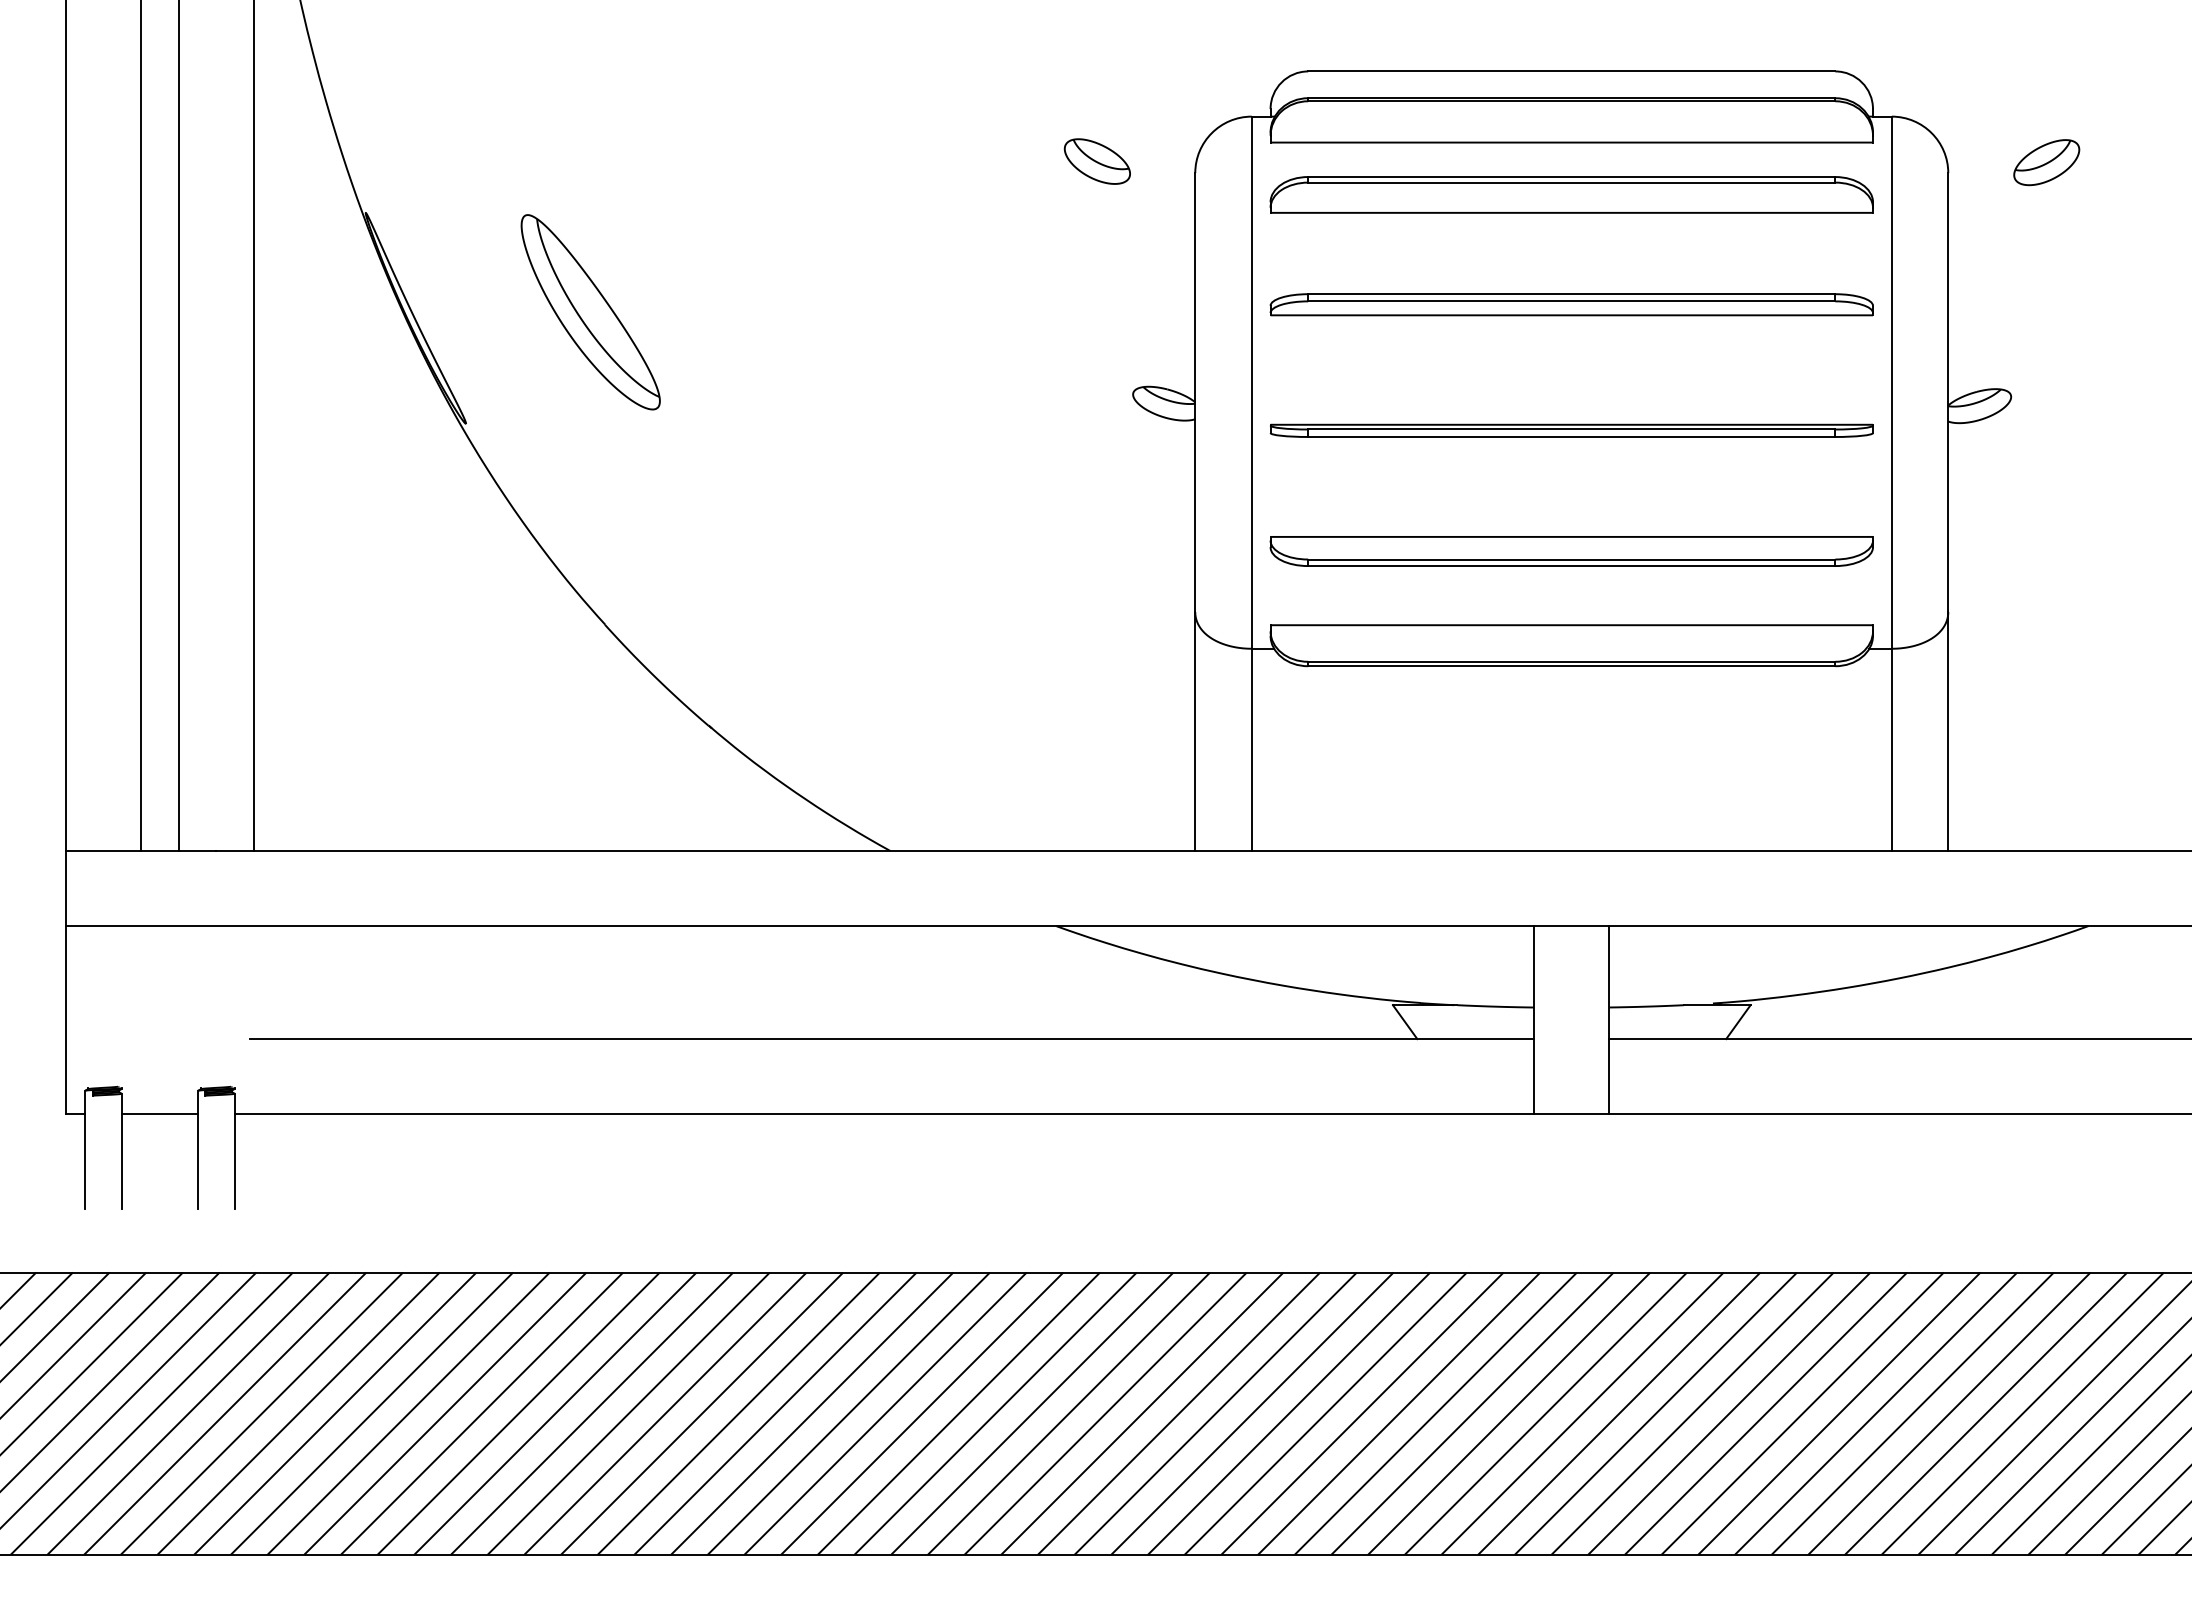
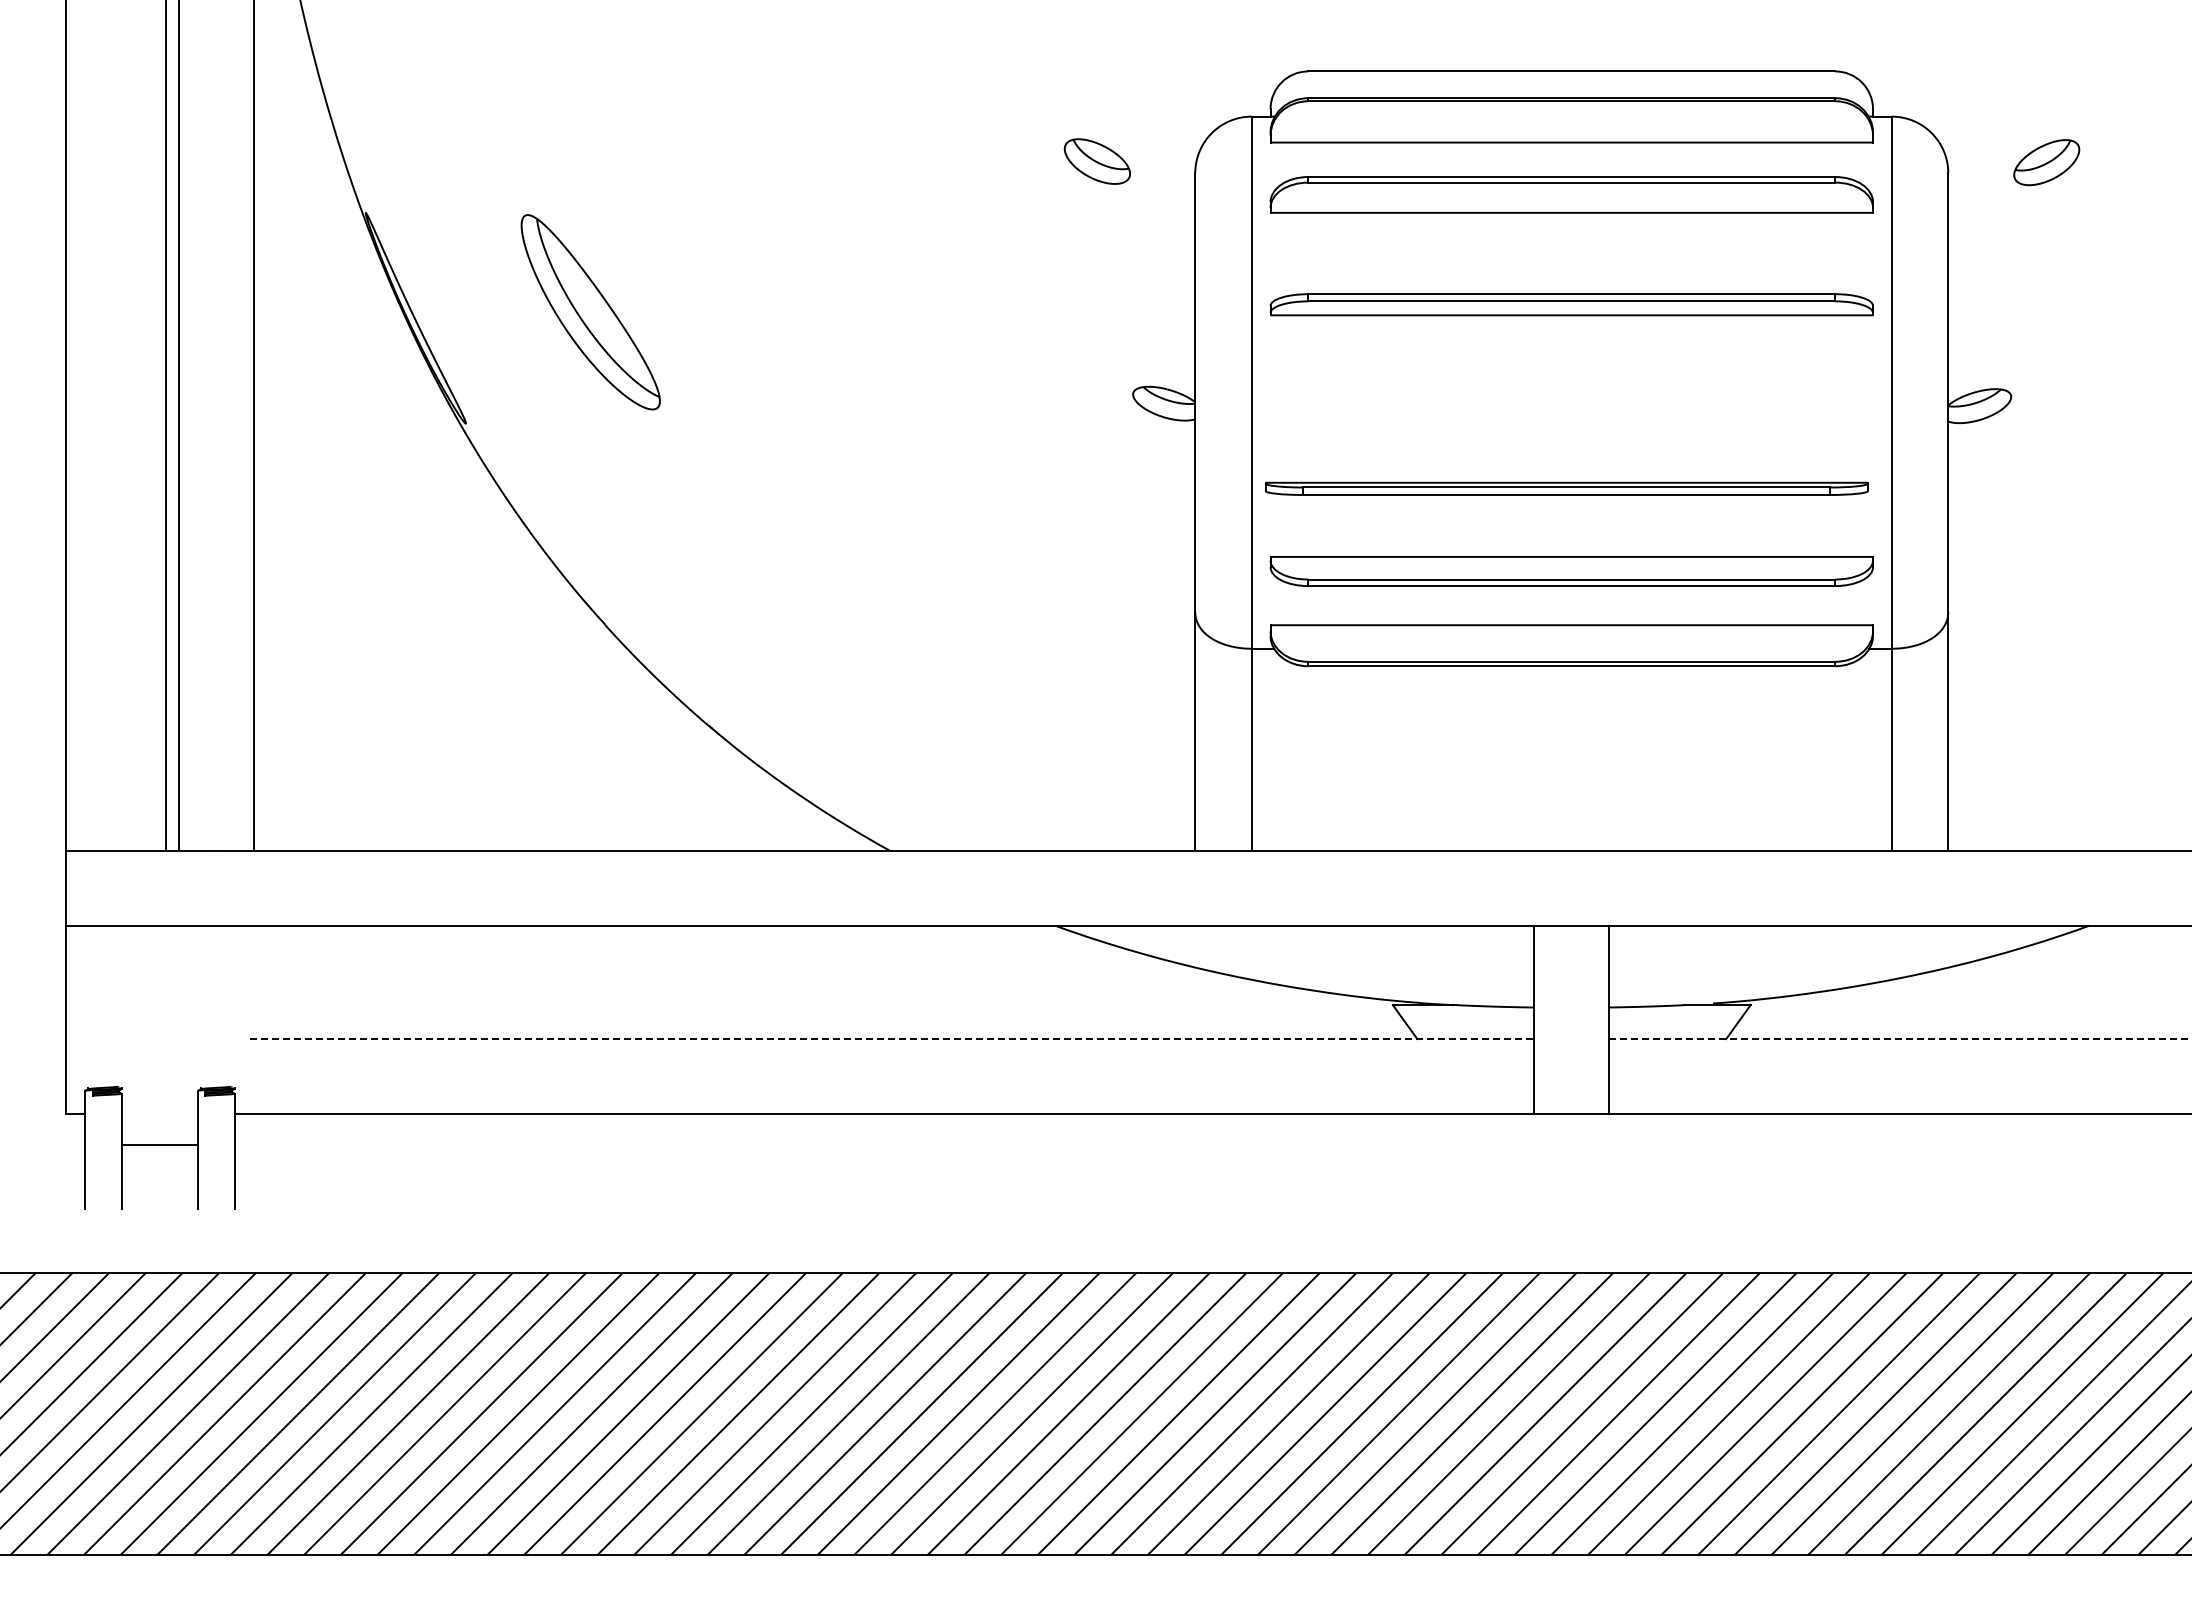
line position: (141, 426) -> (166, 426) (166, 426)
part position: (1571, 430) -> (1566, 488) (1566, 488)
part position: (1571, 551) -> (1571, 571) (1571, 571)
line: solid -> dashed (892, 1039)
line: solid -> dashed (1900, 1039)
line position: (159, 1114) -> (159, 1145) (159, 1145)
